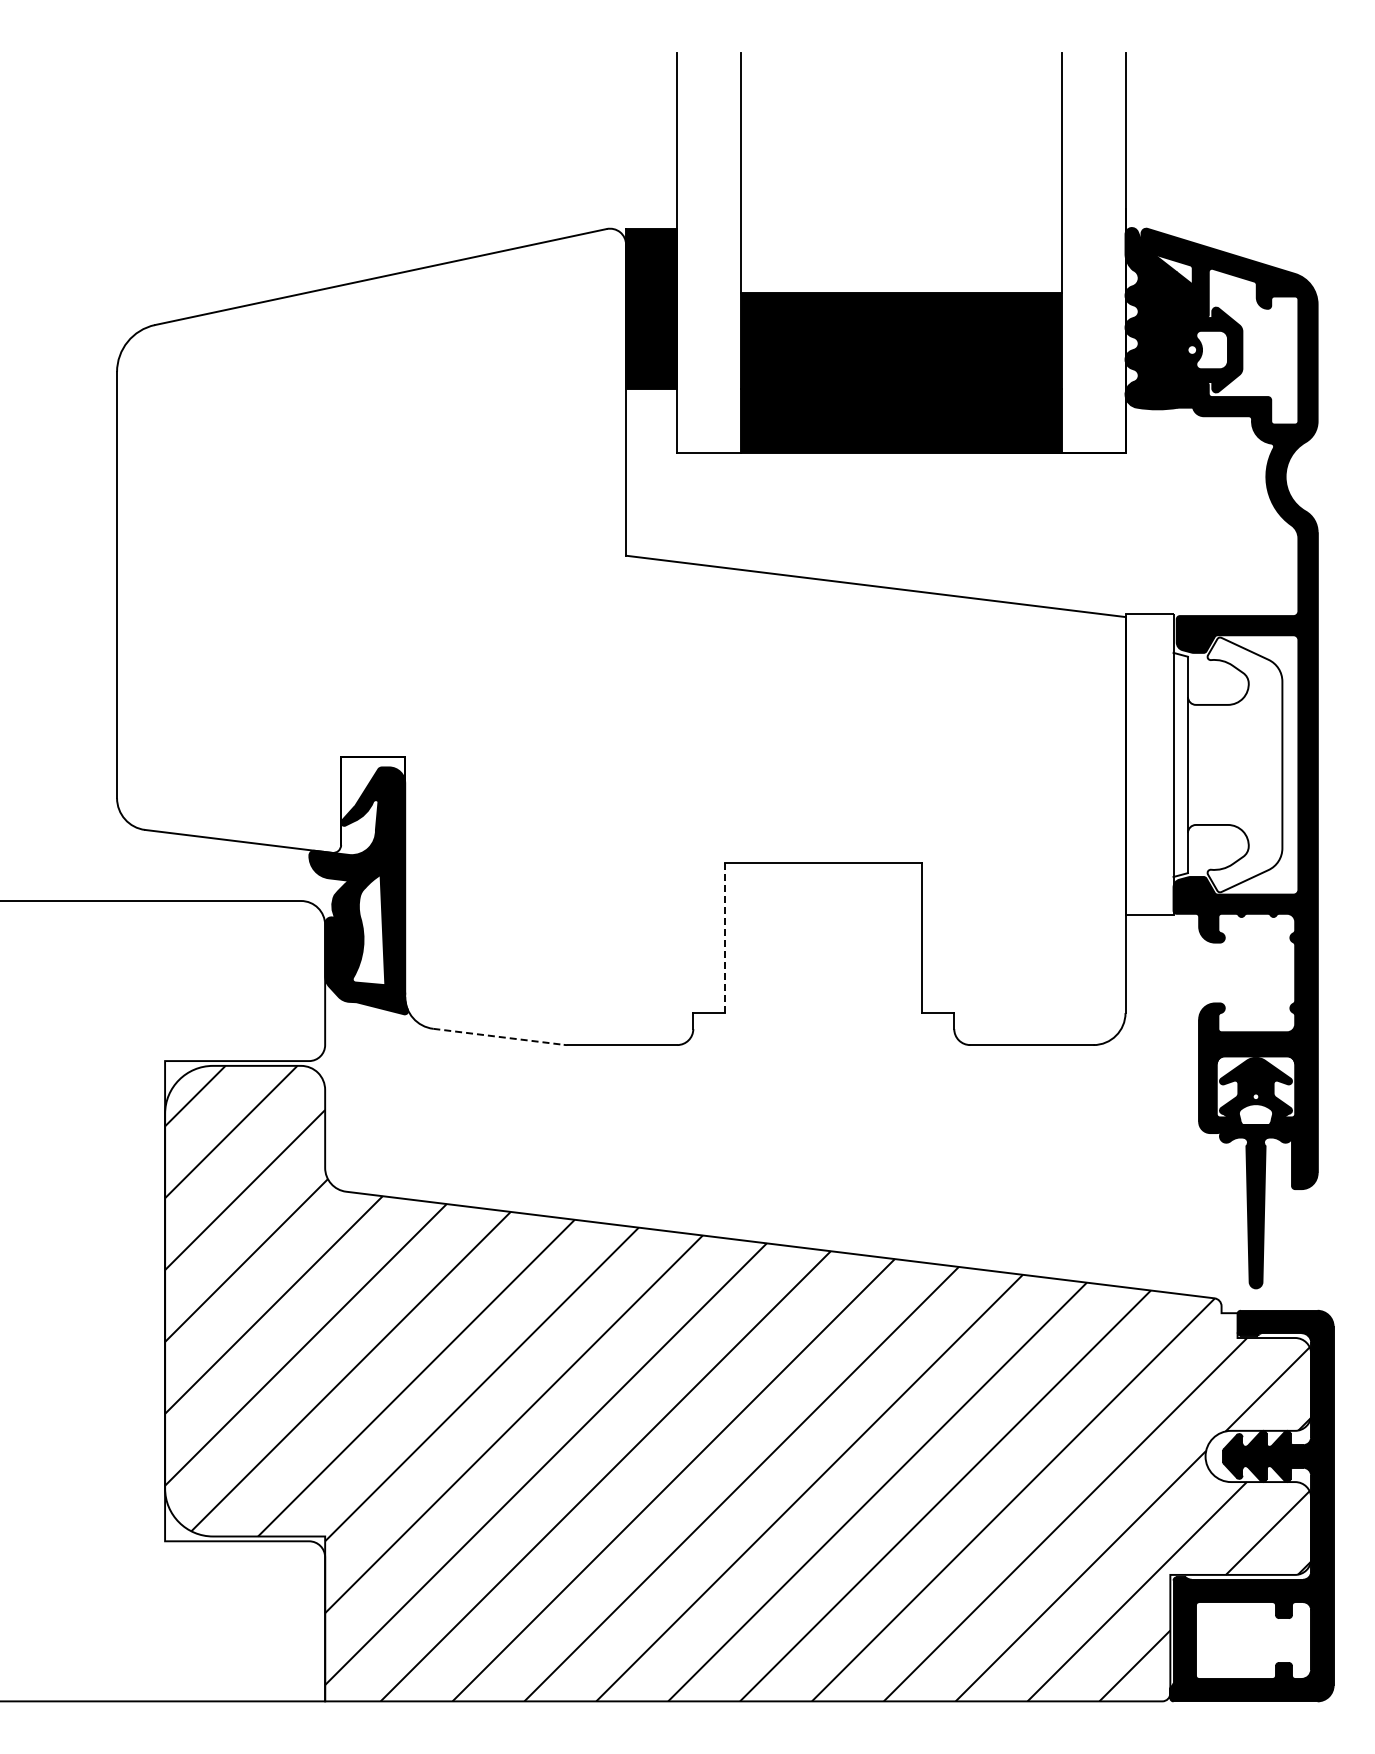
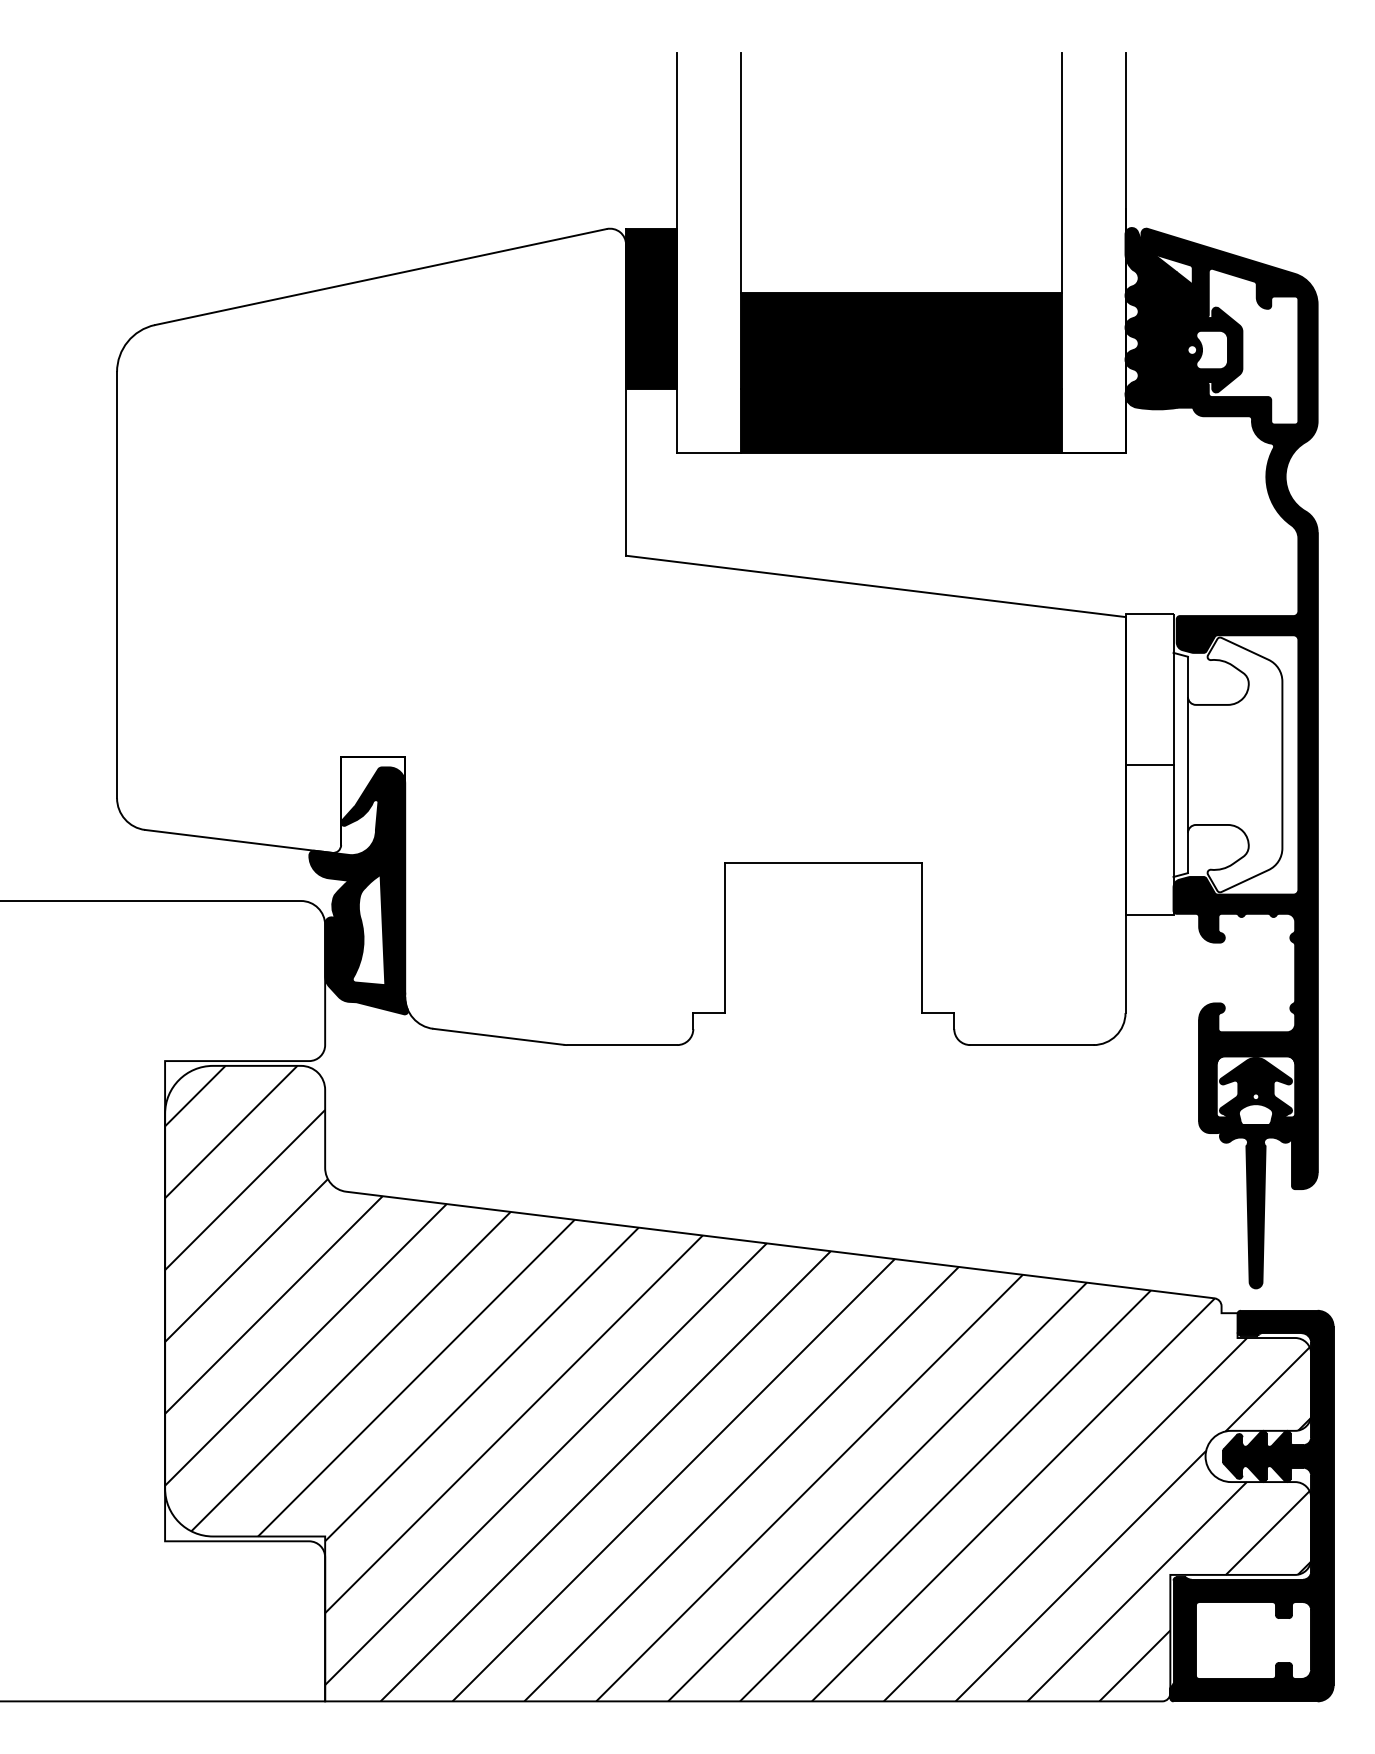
line: none -> present (1149, 764)
line: dashed -> solid (725, 937)
line: dashed -> solid (498, 1036)
